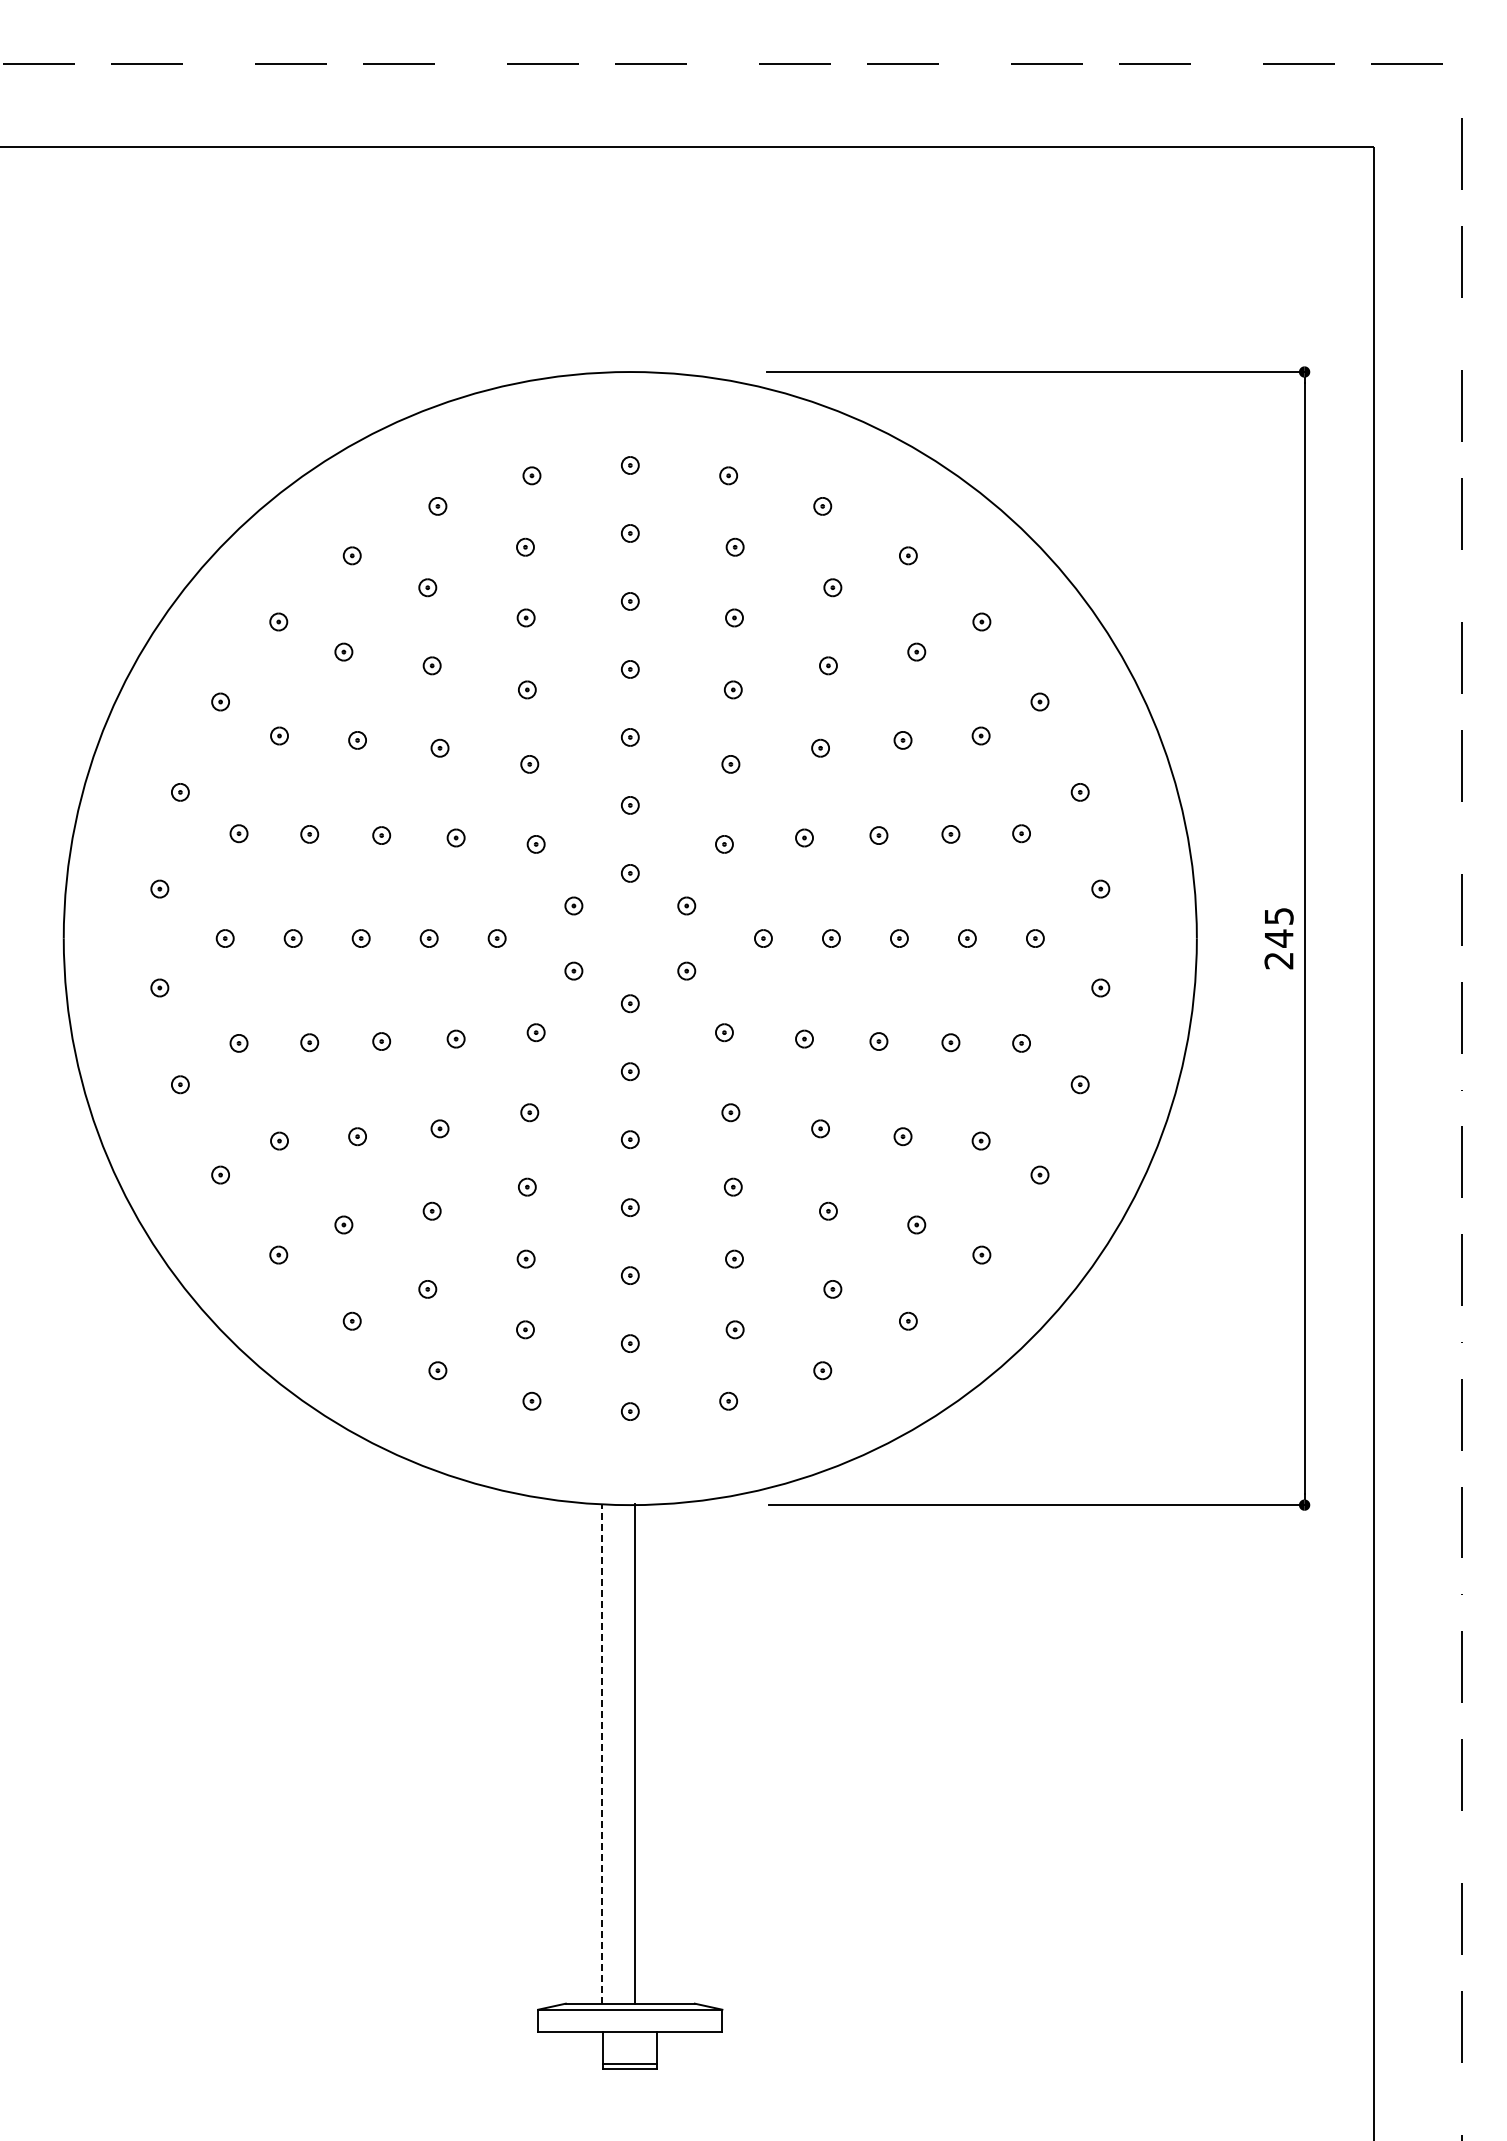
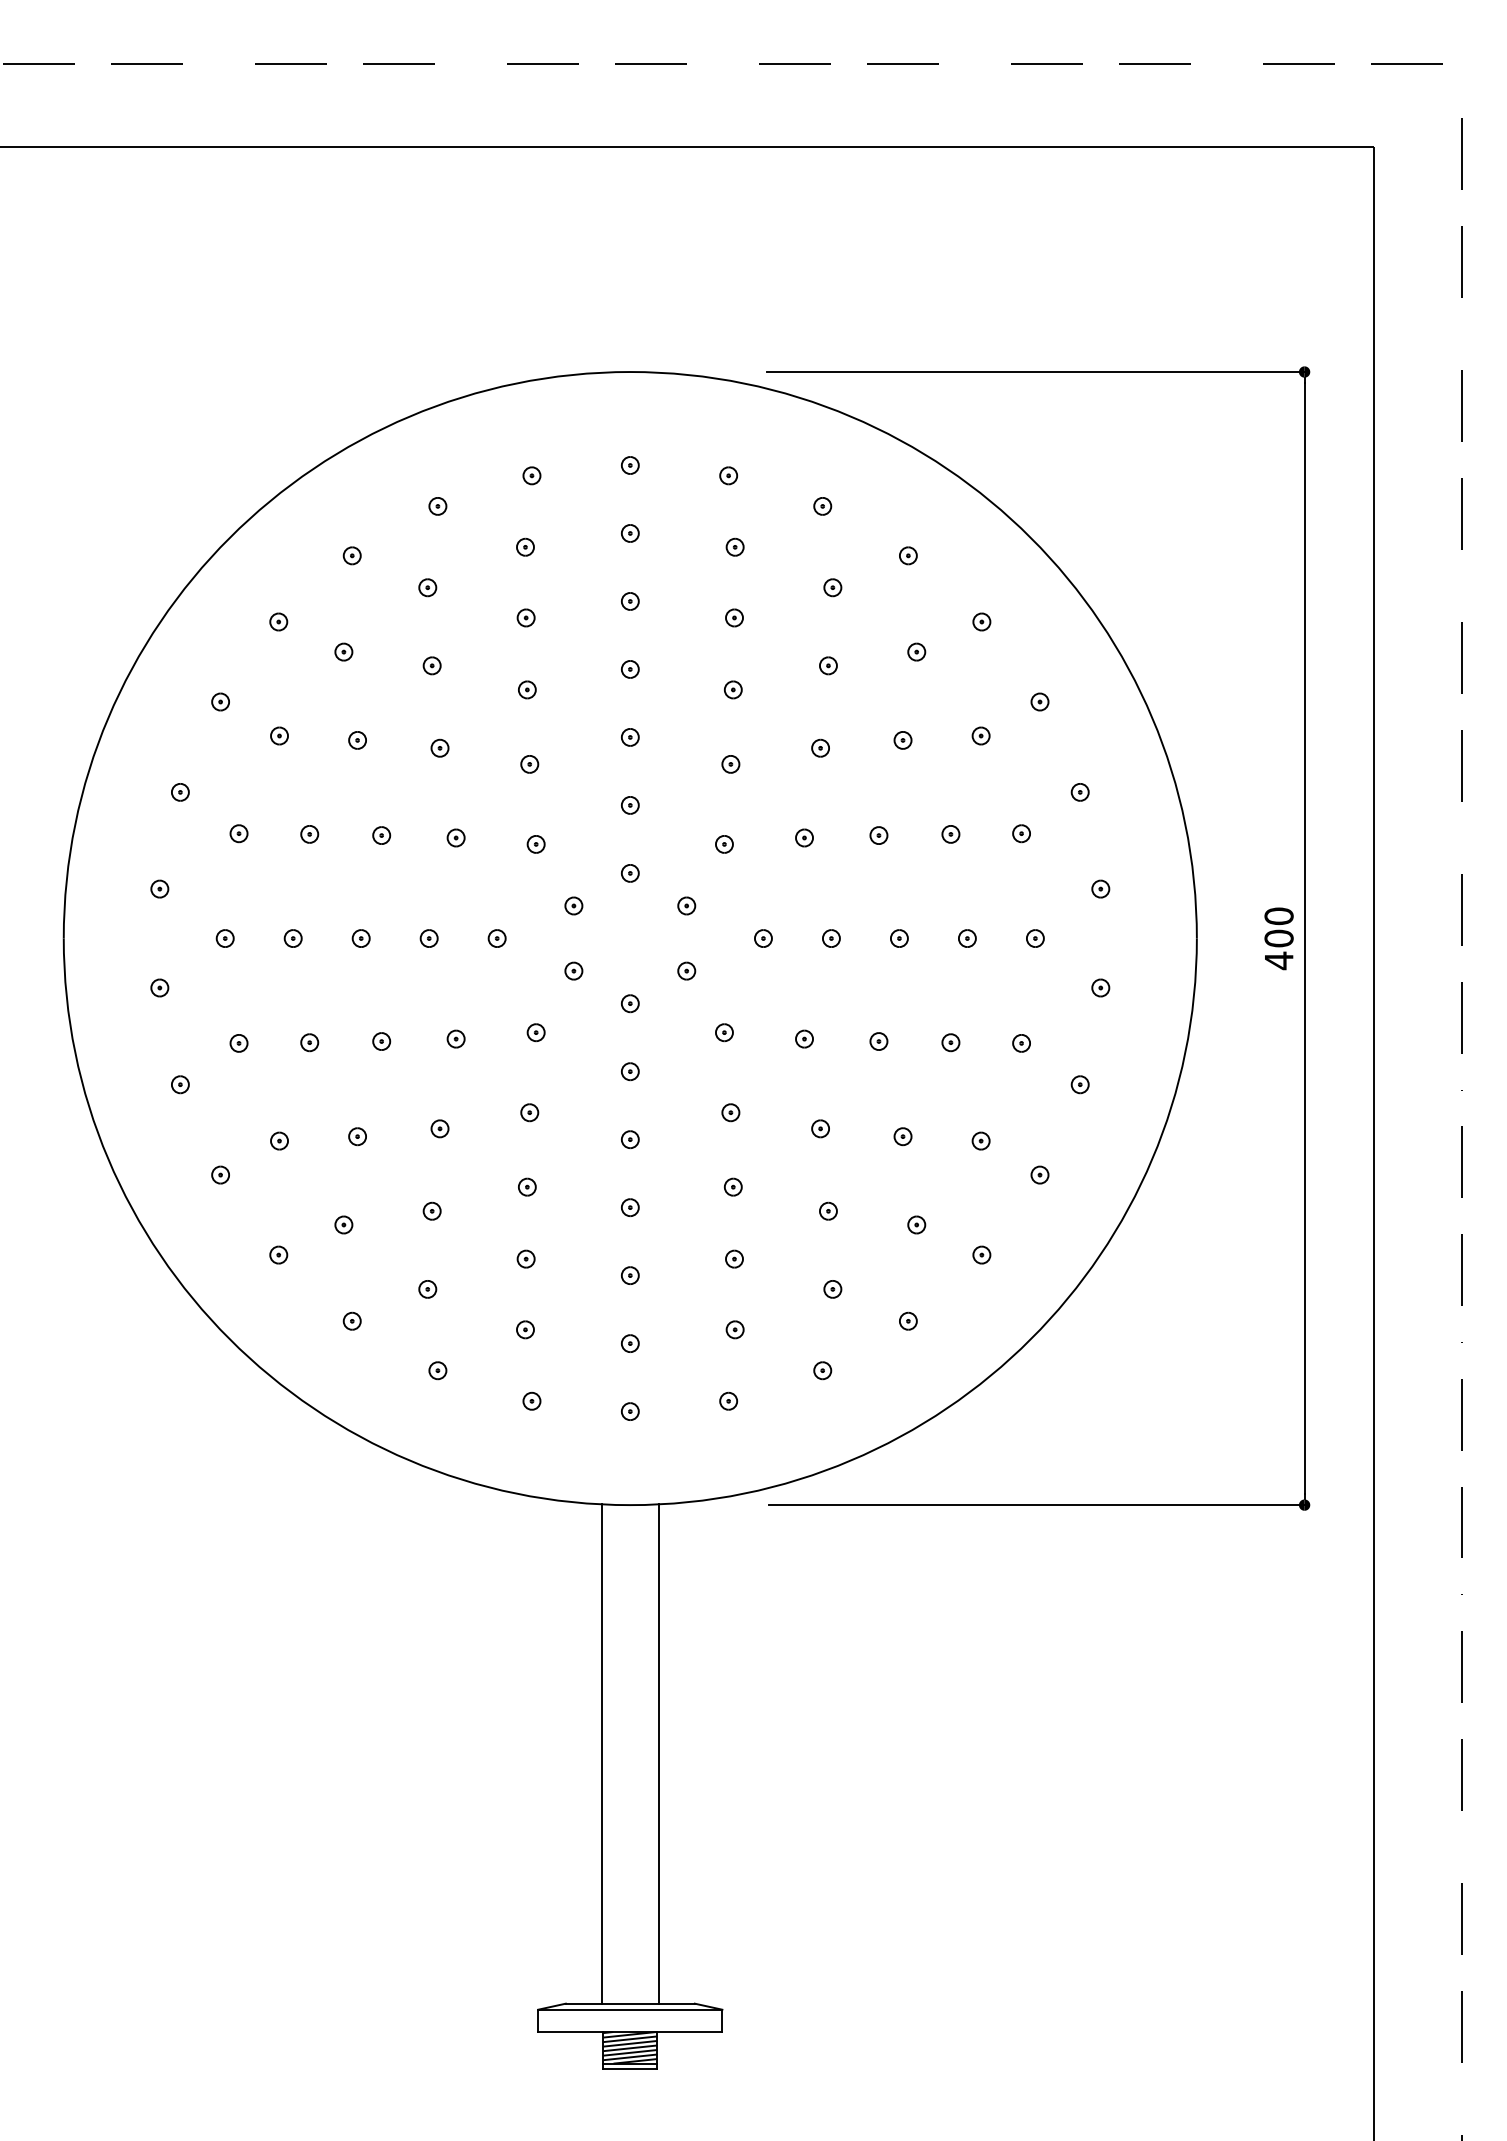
text: 245 -> 400 (1278, 938)
line position: (634, 1753) -> (658, 1753) (658, 1753)
line: dashed -> solid (602, 1754)
hatch: none -> present (630, 2047)
